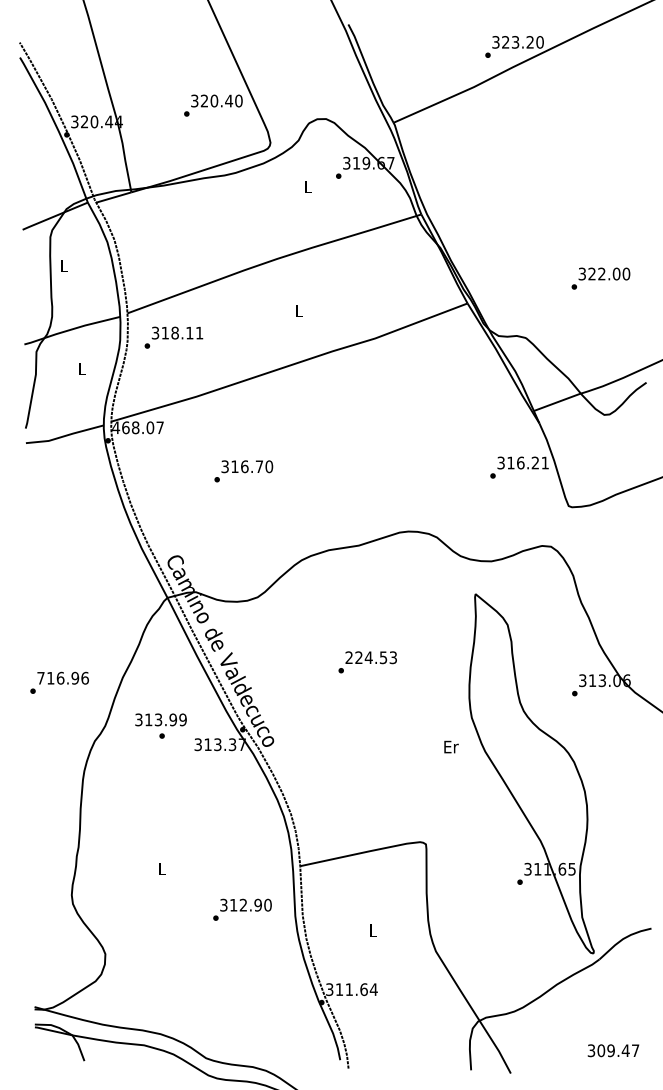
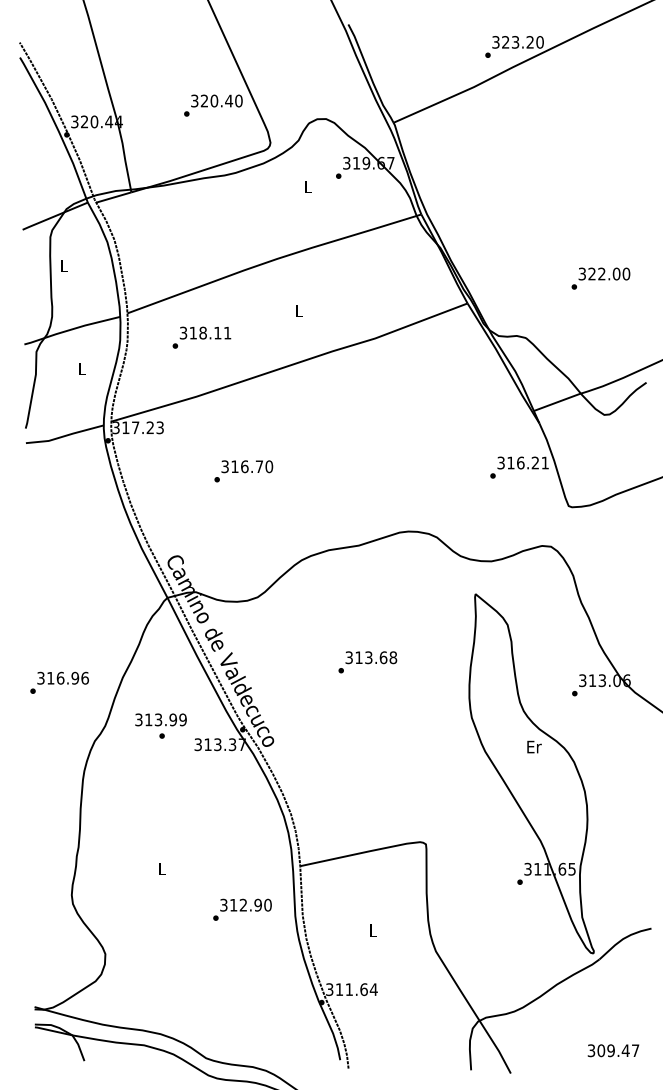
text position: (173, 337) -> (201, 337) (201, 337)
text: 468.07 -> 317.23 (137, 427)
text: 224.53 -> 313.68 (371, 657)
text: 716.96 -> 316.96 (40, 677)
text position: (451, 746) -> (534, 746) (534, 746)
